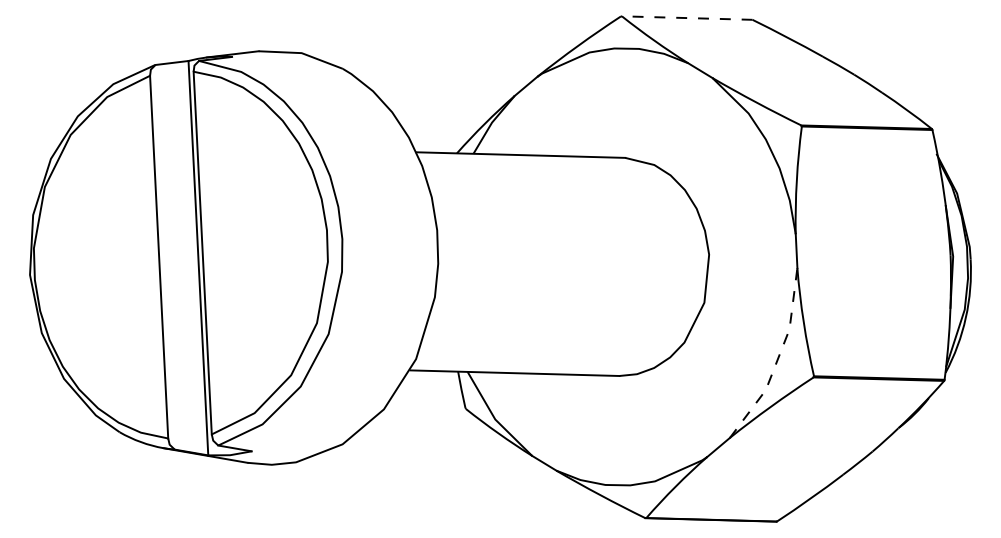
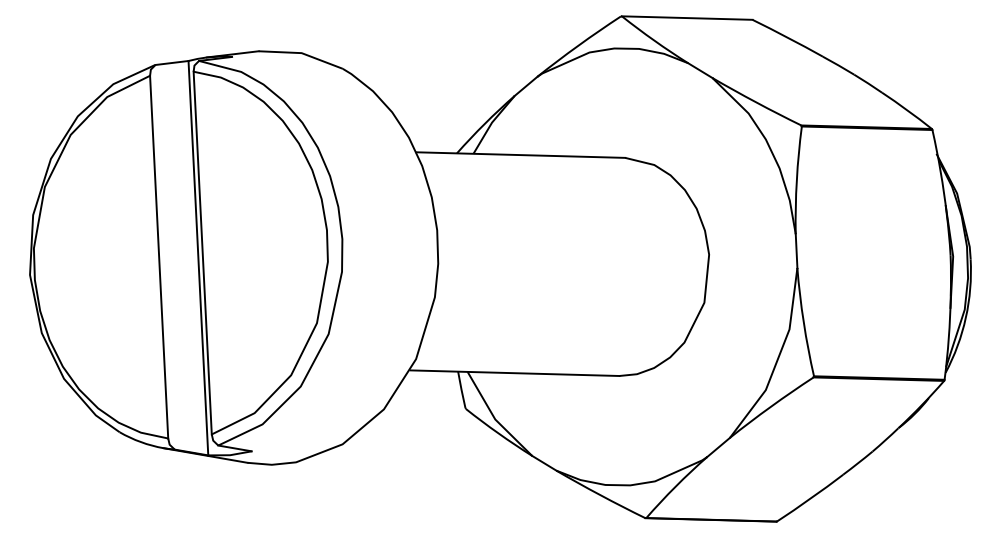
line: dashed -> solid (686, 18)
line: dashed -> solid (778, 358)
